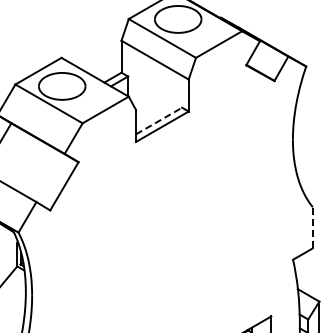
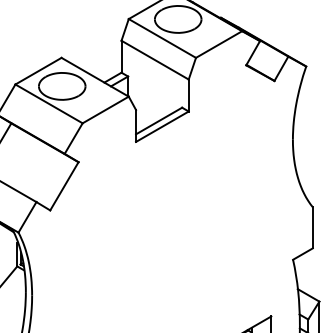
line: dashed -> solid (159, 121)
line: dashed -> solid (312, 227)
